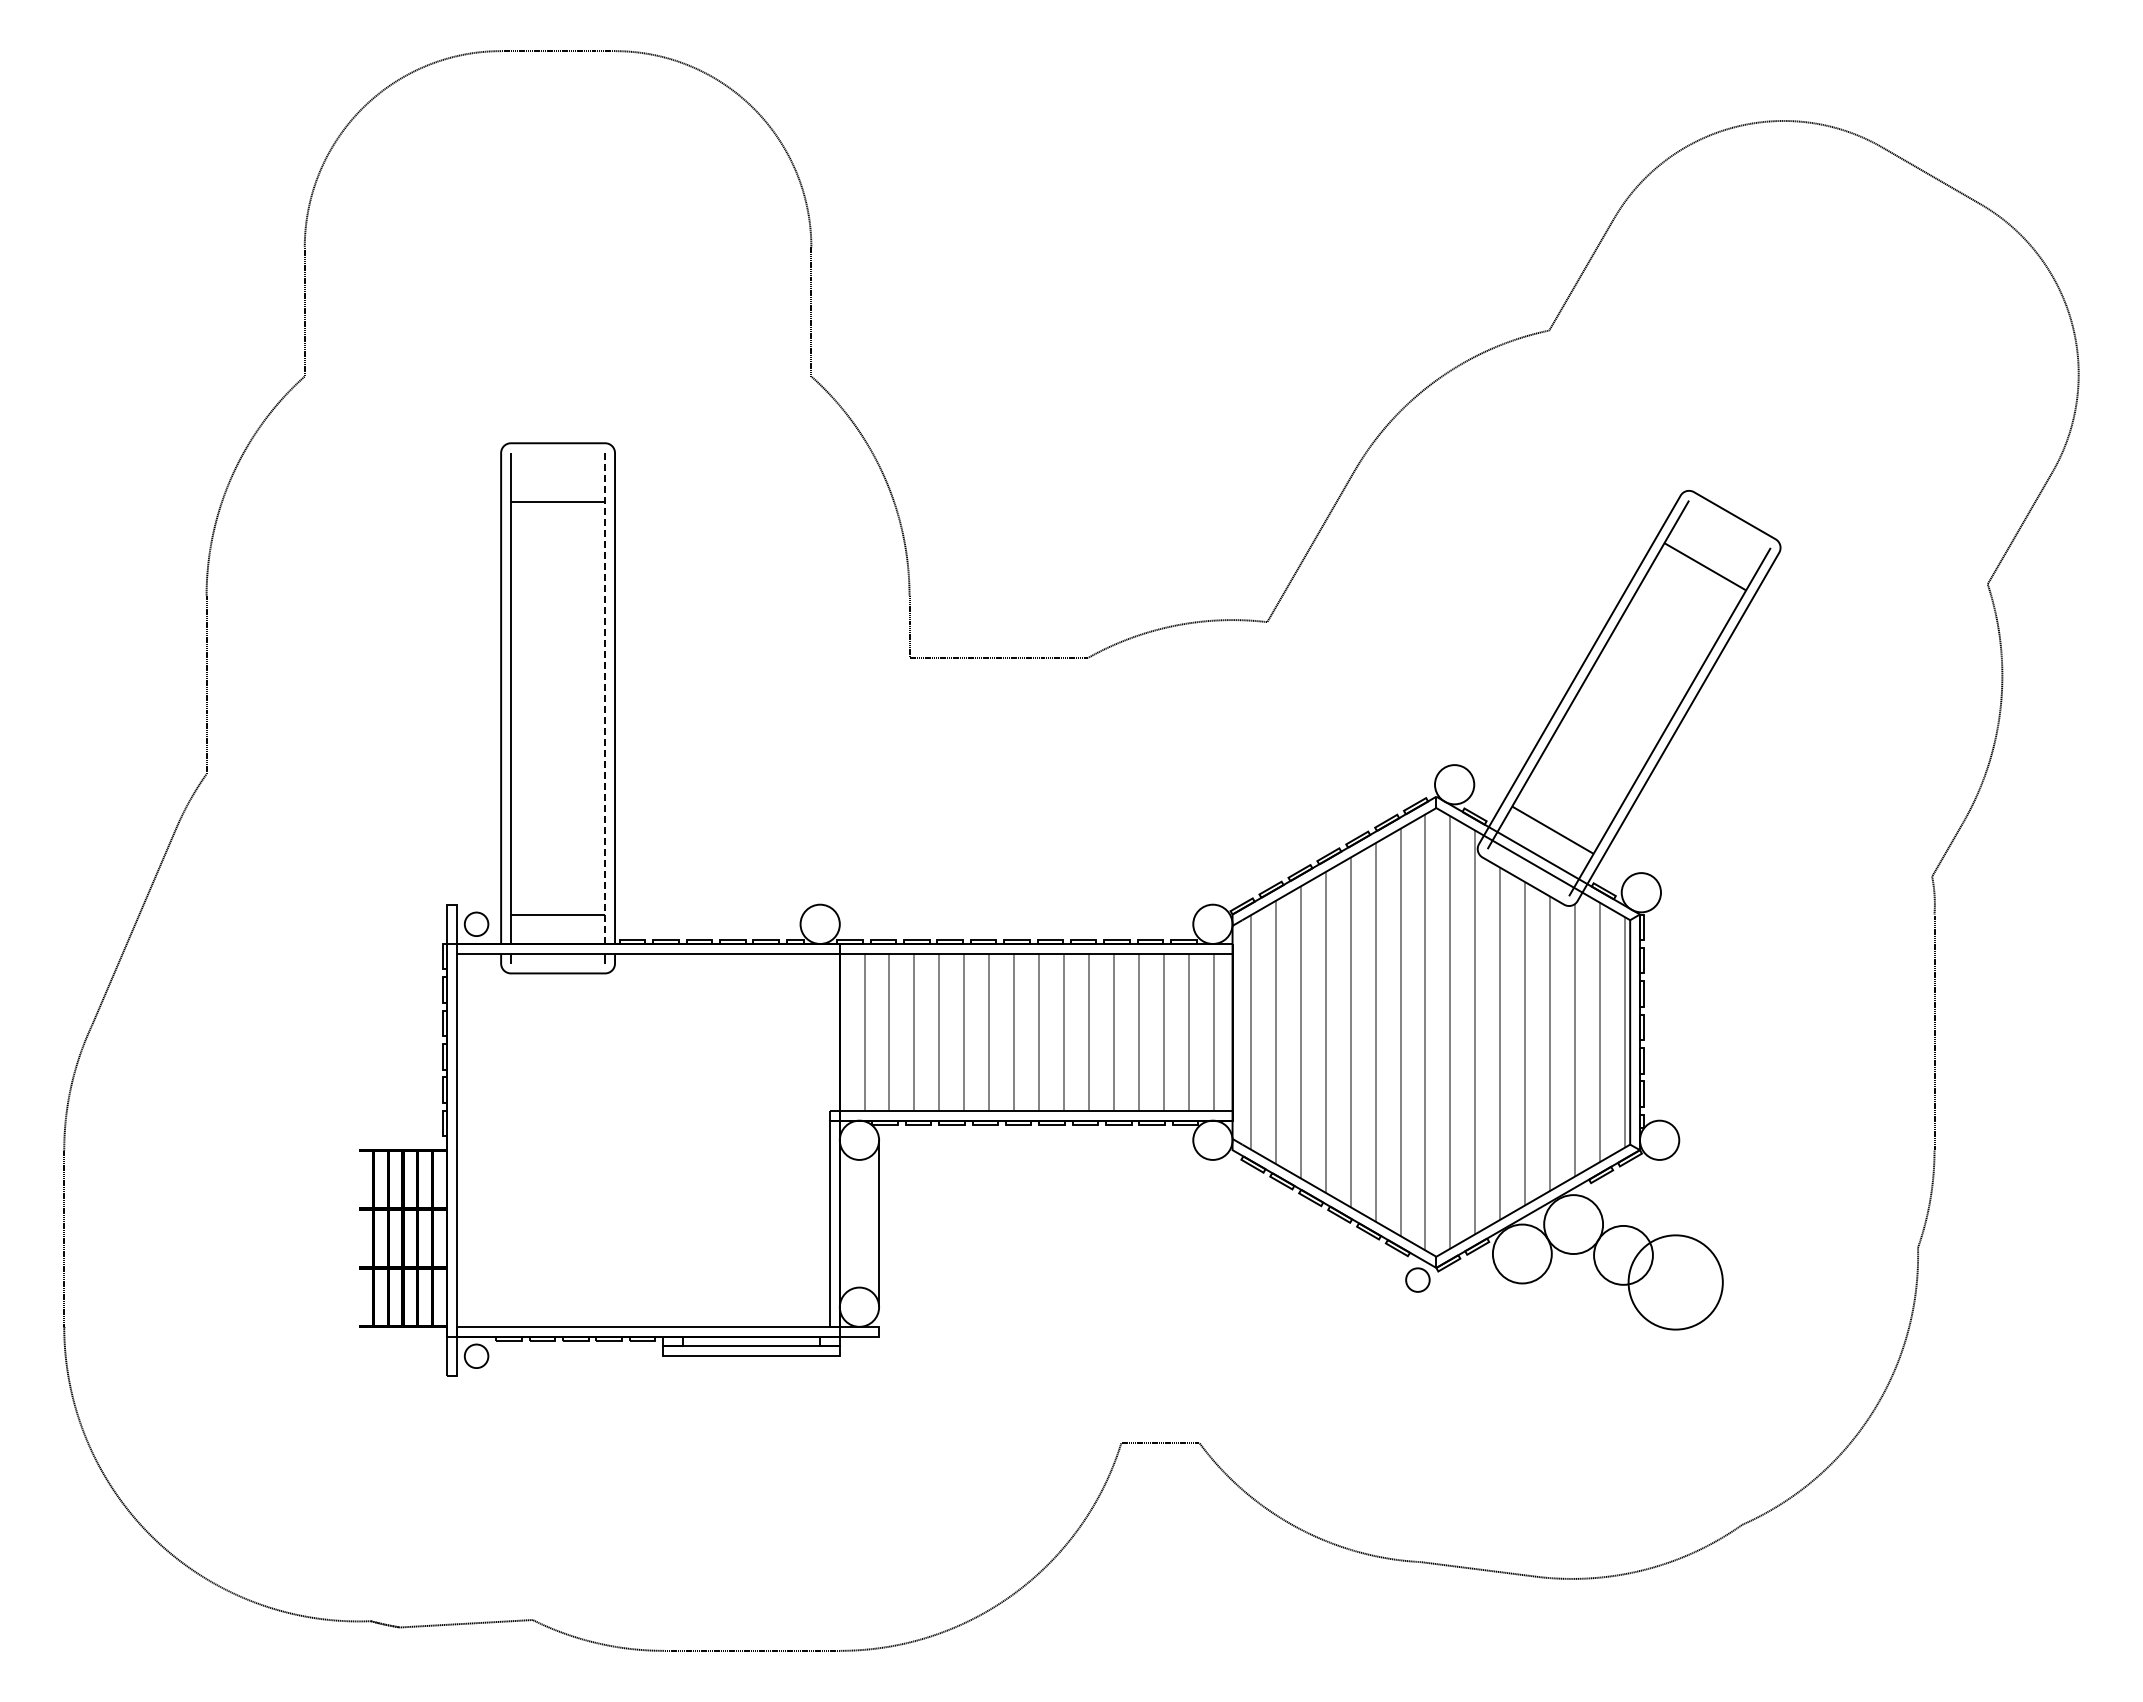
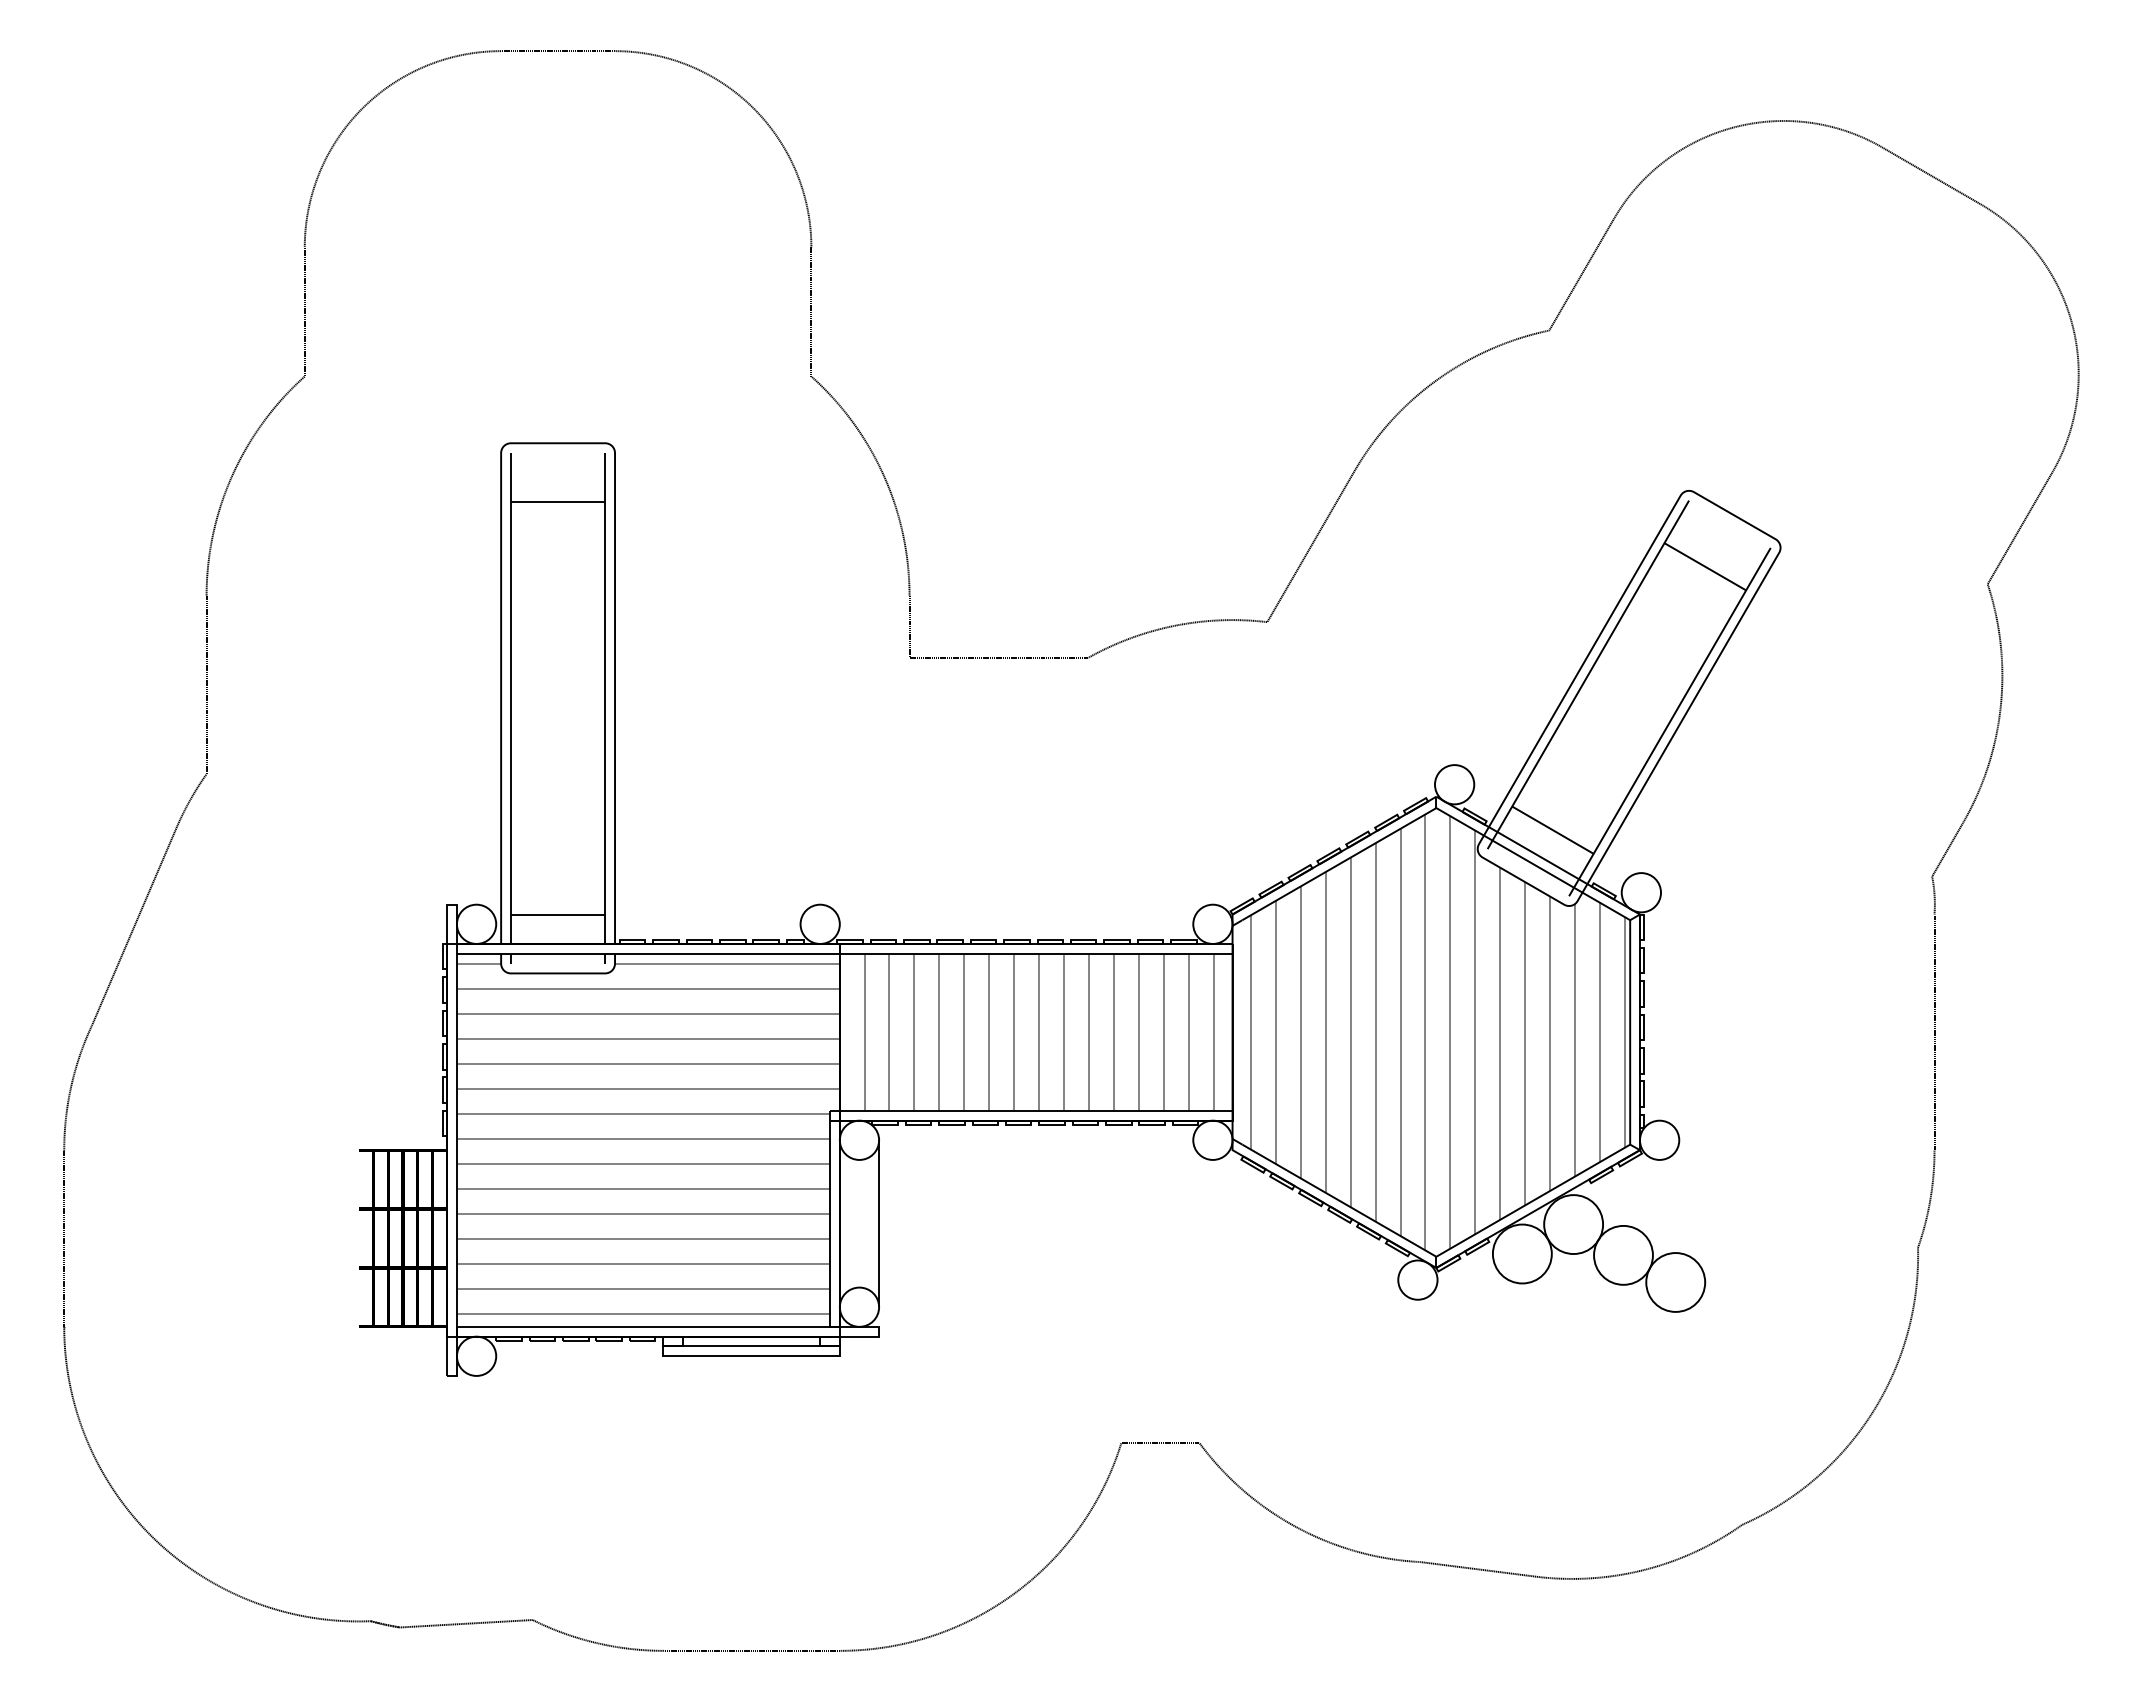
line: dashed -> solid (605, 699)
circle diameter: 24 px -> 39 px (476, 923)
hatch: none -> present (647, 1138)
circle diameter: 24 px -> 39 px (1417, 1279)
circle diameter: 94 px -> 59 px (1675, 1282)
circle diameter: 24 px -> 39 px (476, 1355)
